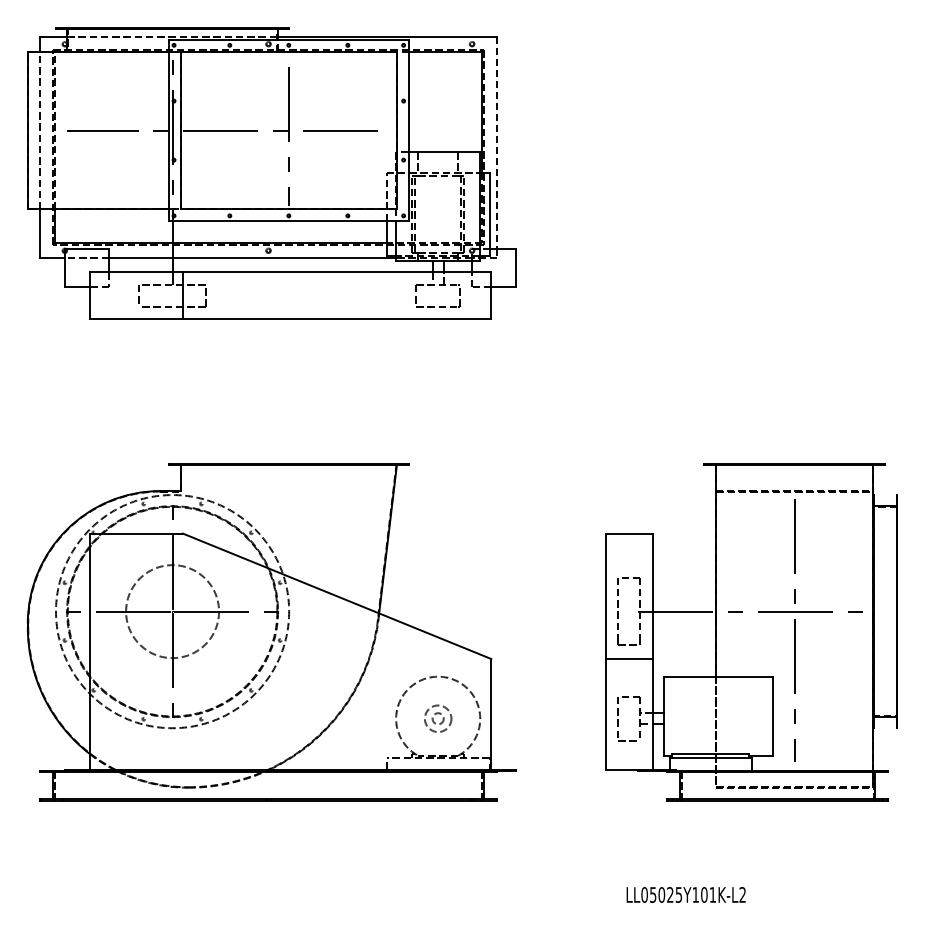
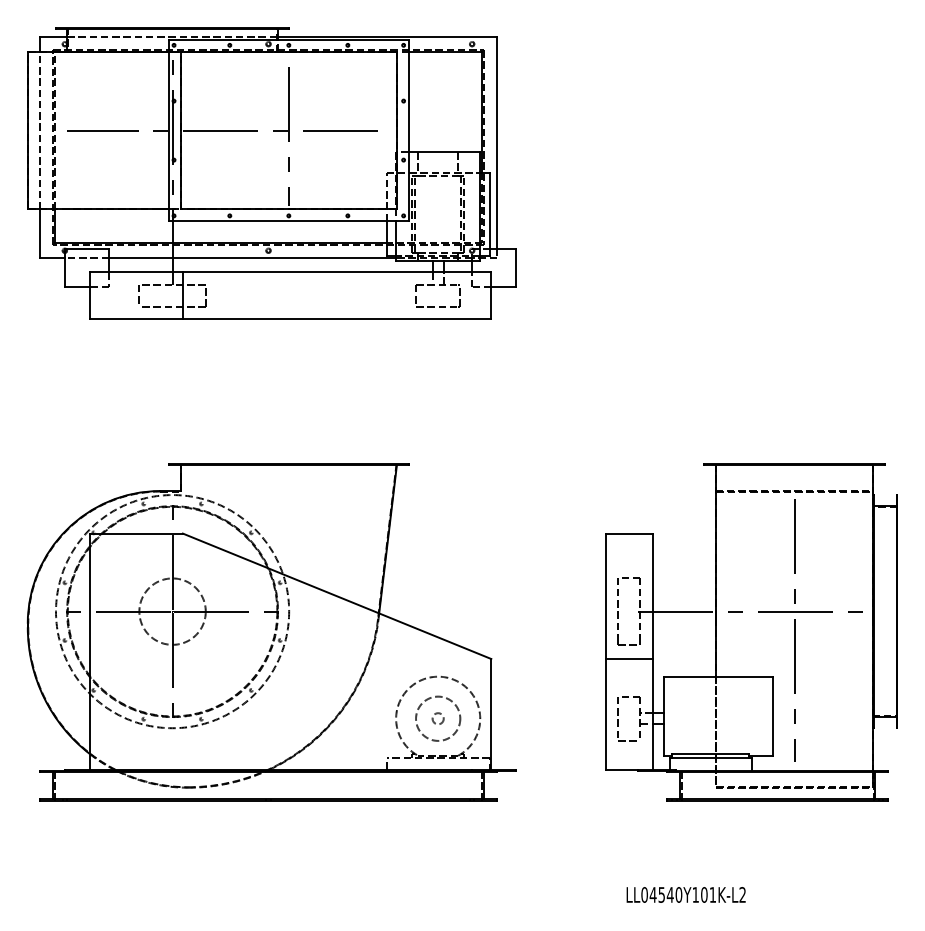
line: dashed -> solid (497, 142)
circle diameter: 93 px -> 66 px (172, 611)
circle diameter: 27 px -> 44 px (438, 718)
text: LL05025Y101K-L2 -> LL04540Y101K-L2 (665, 894)
